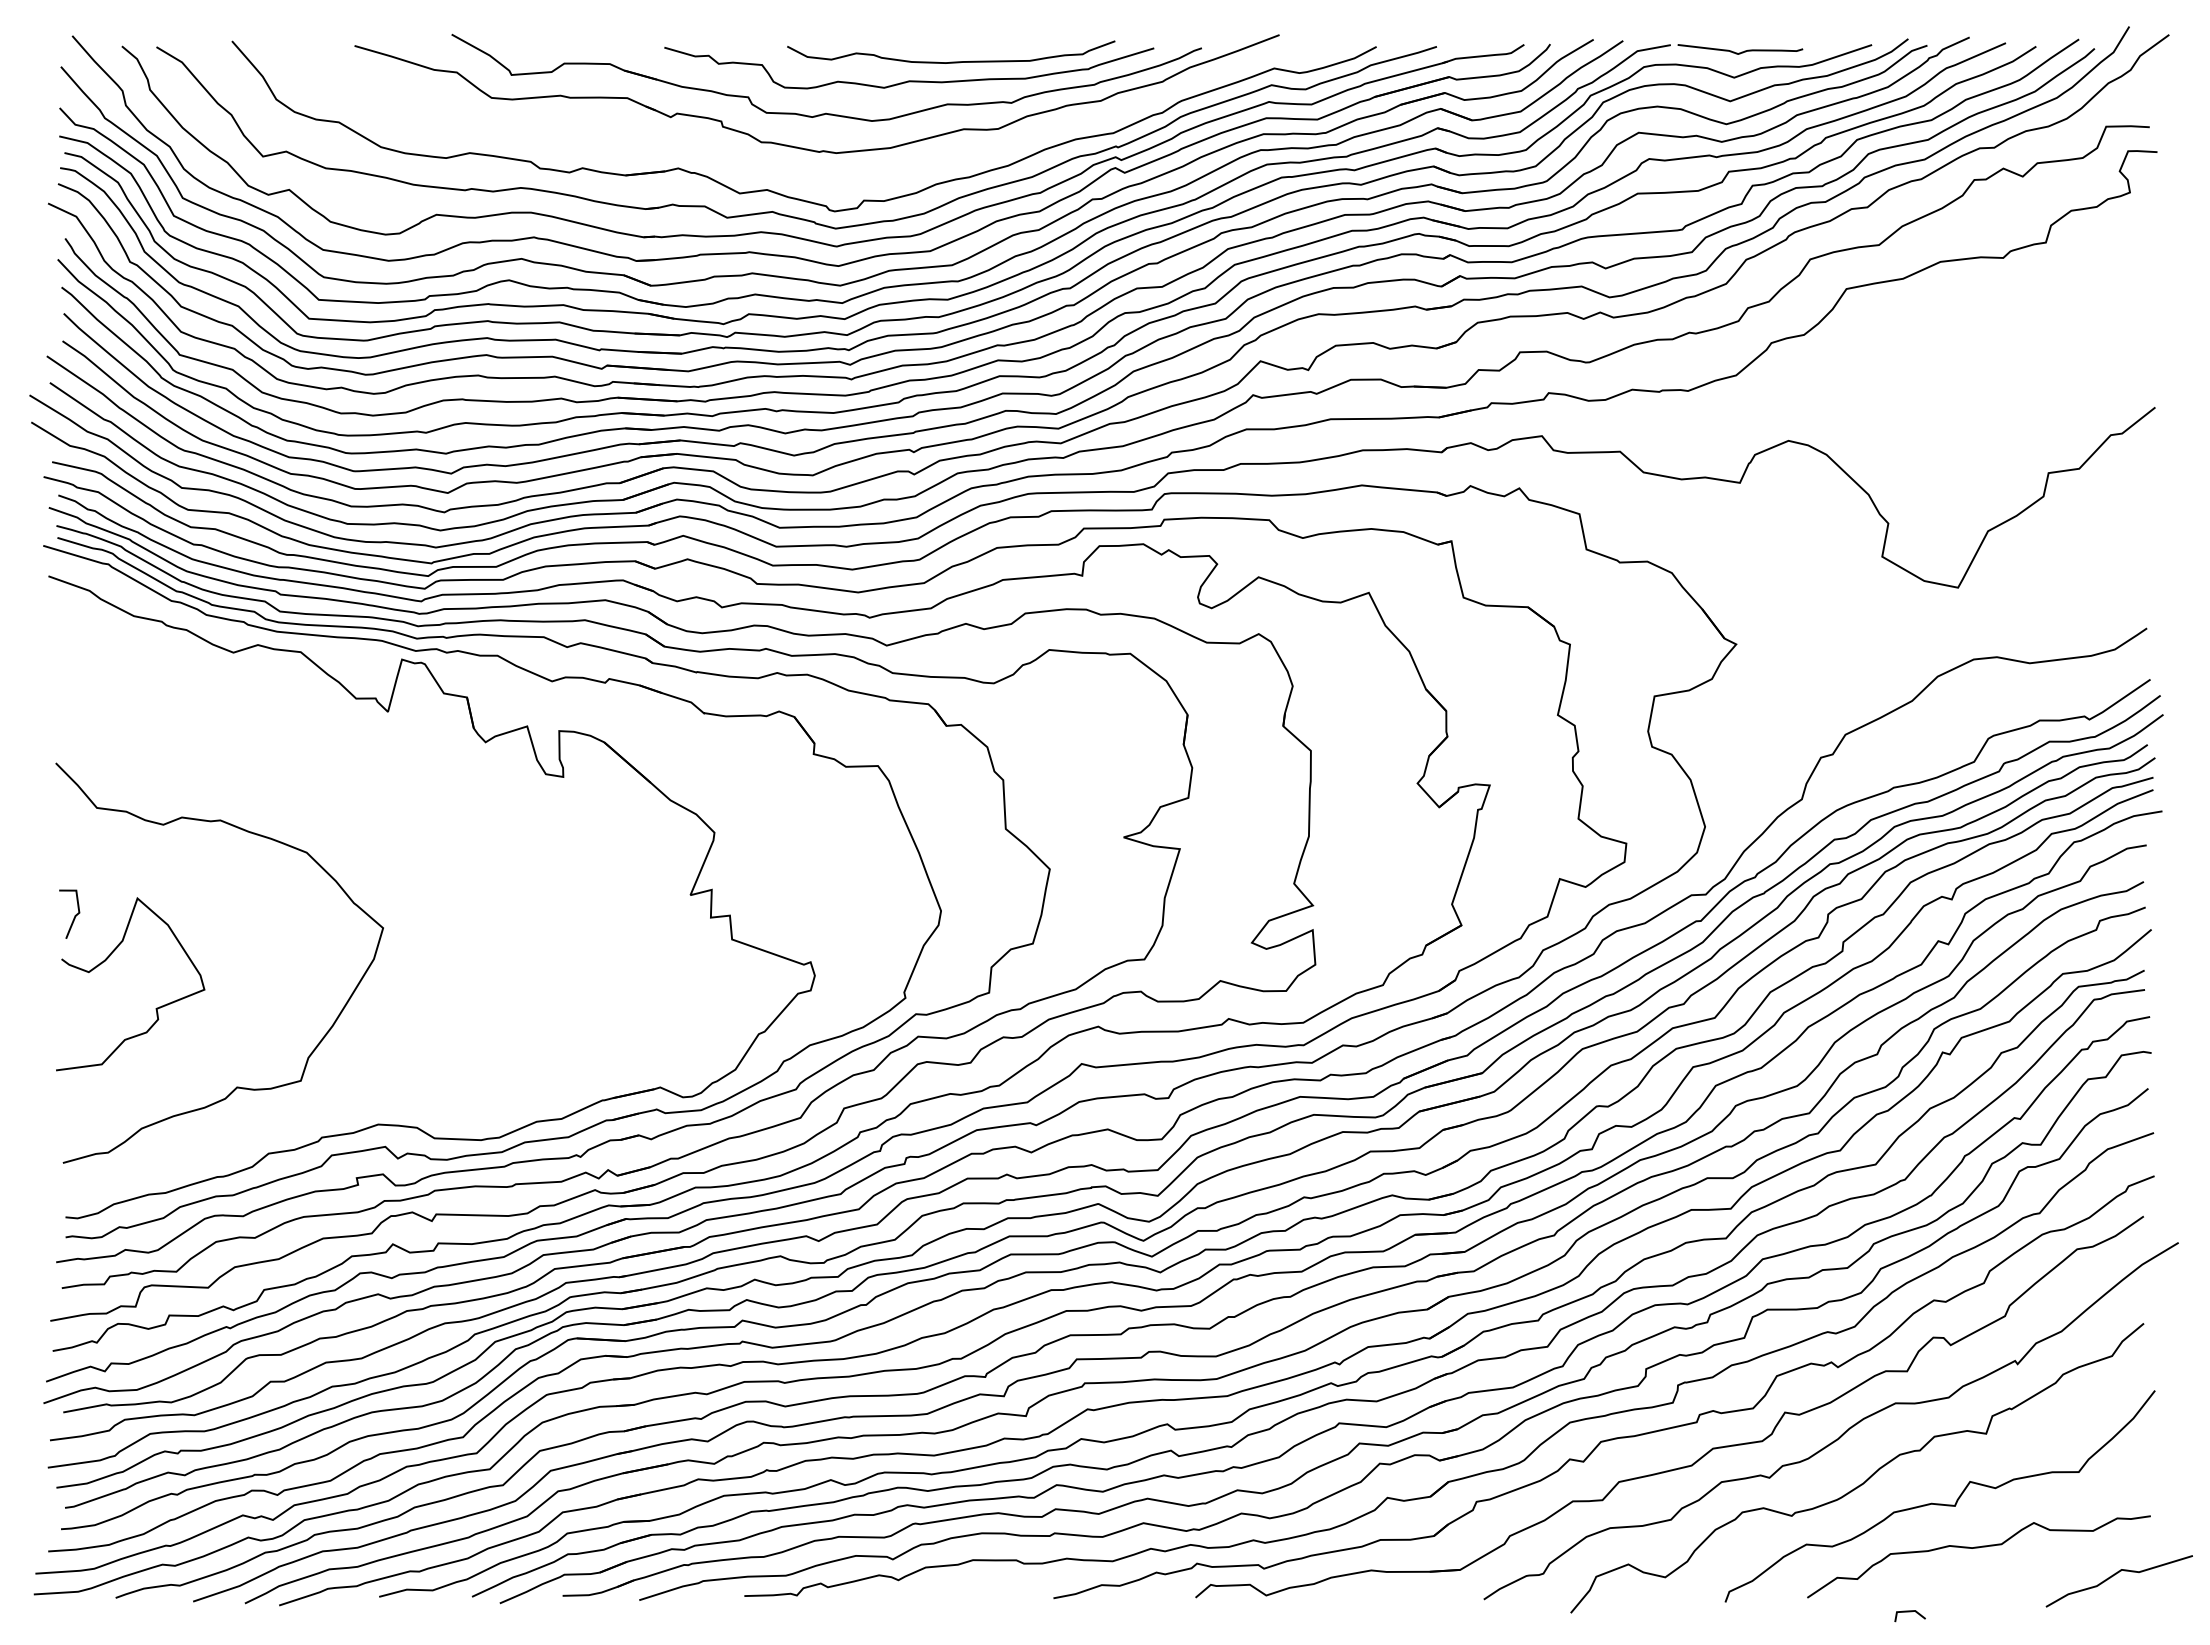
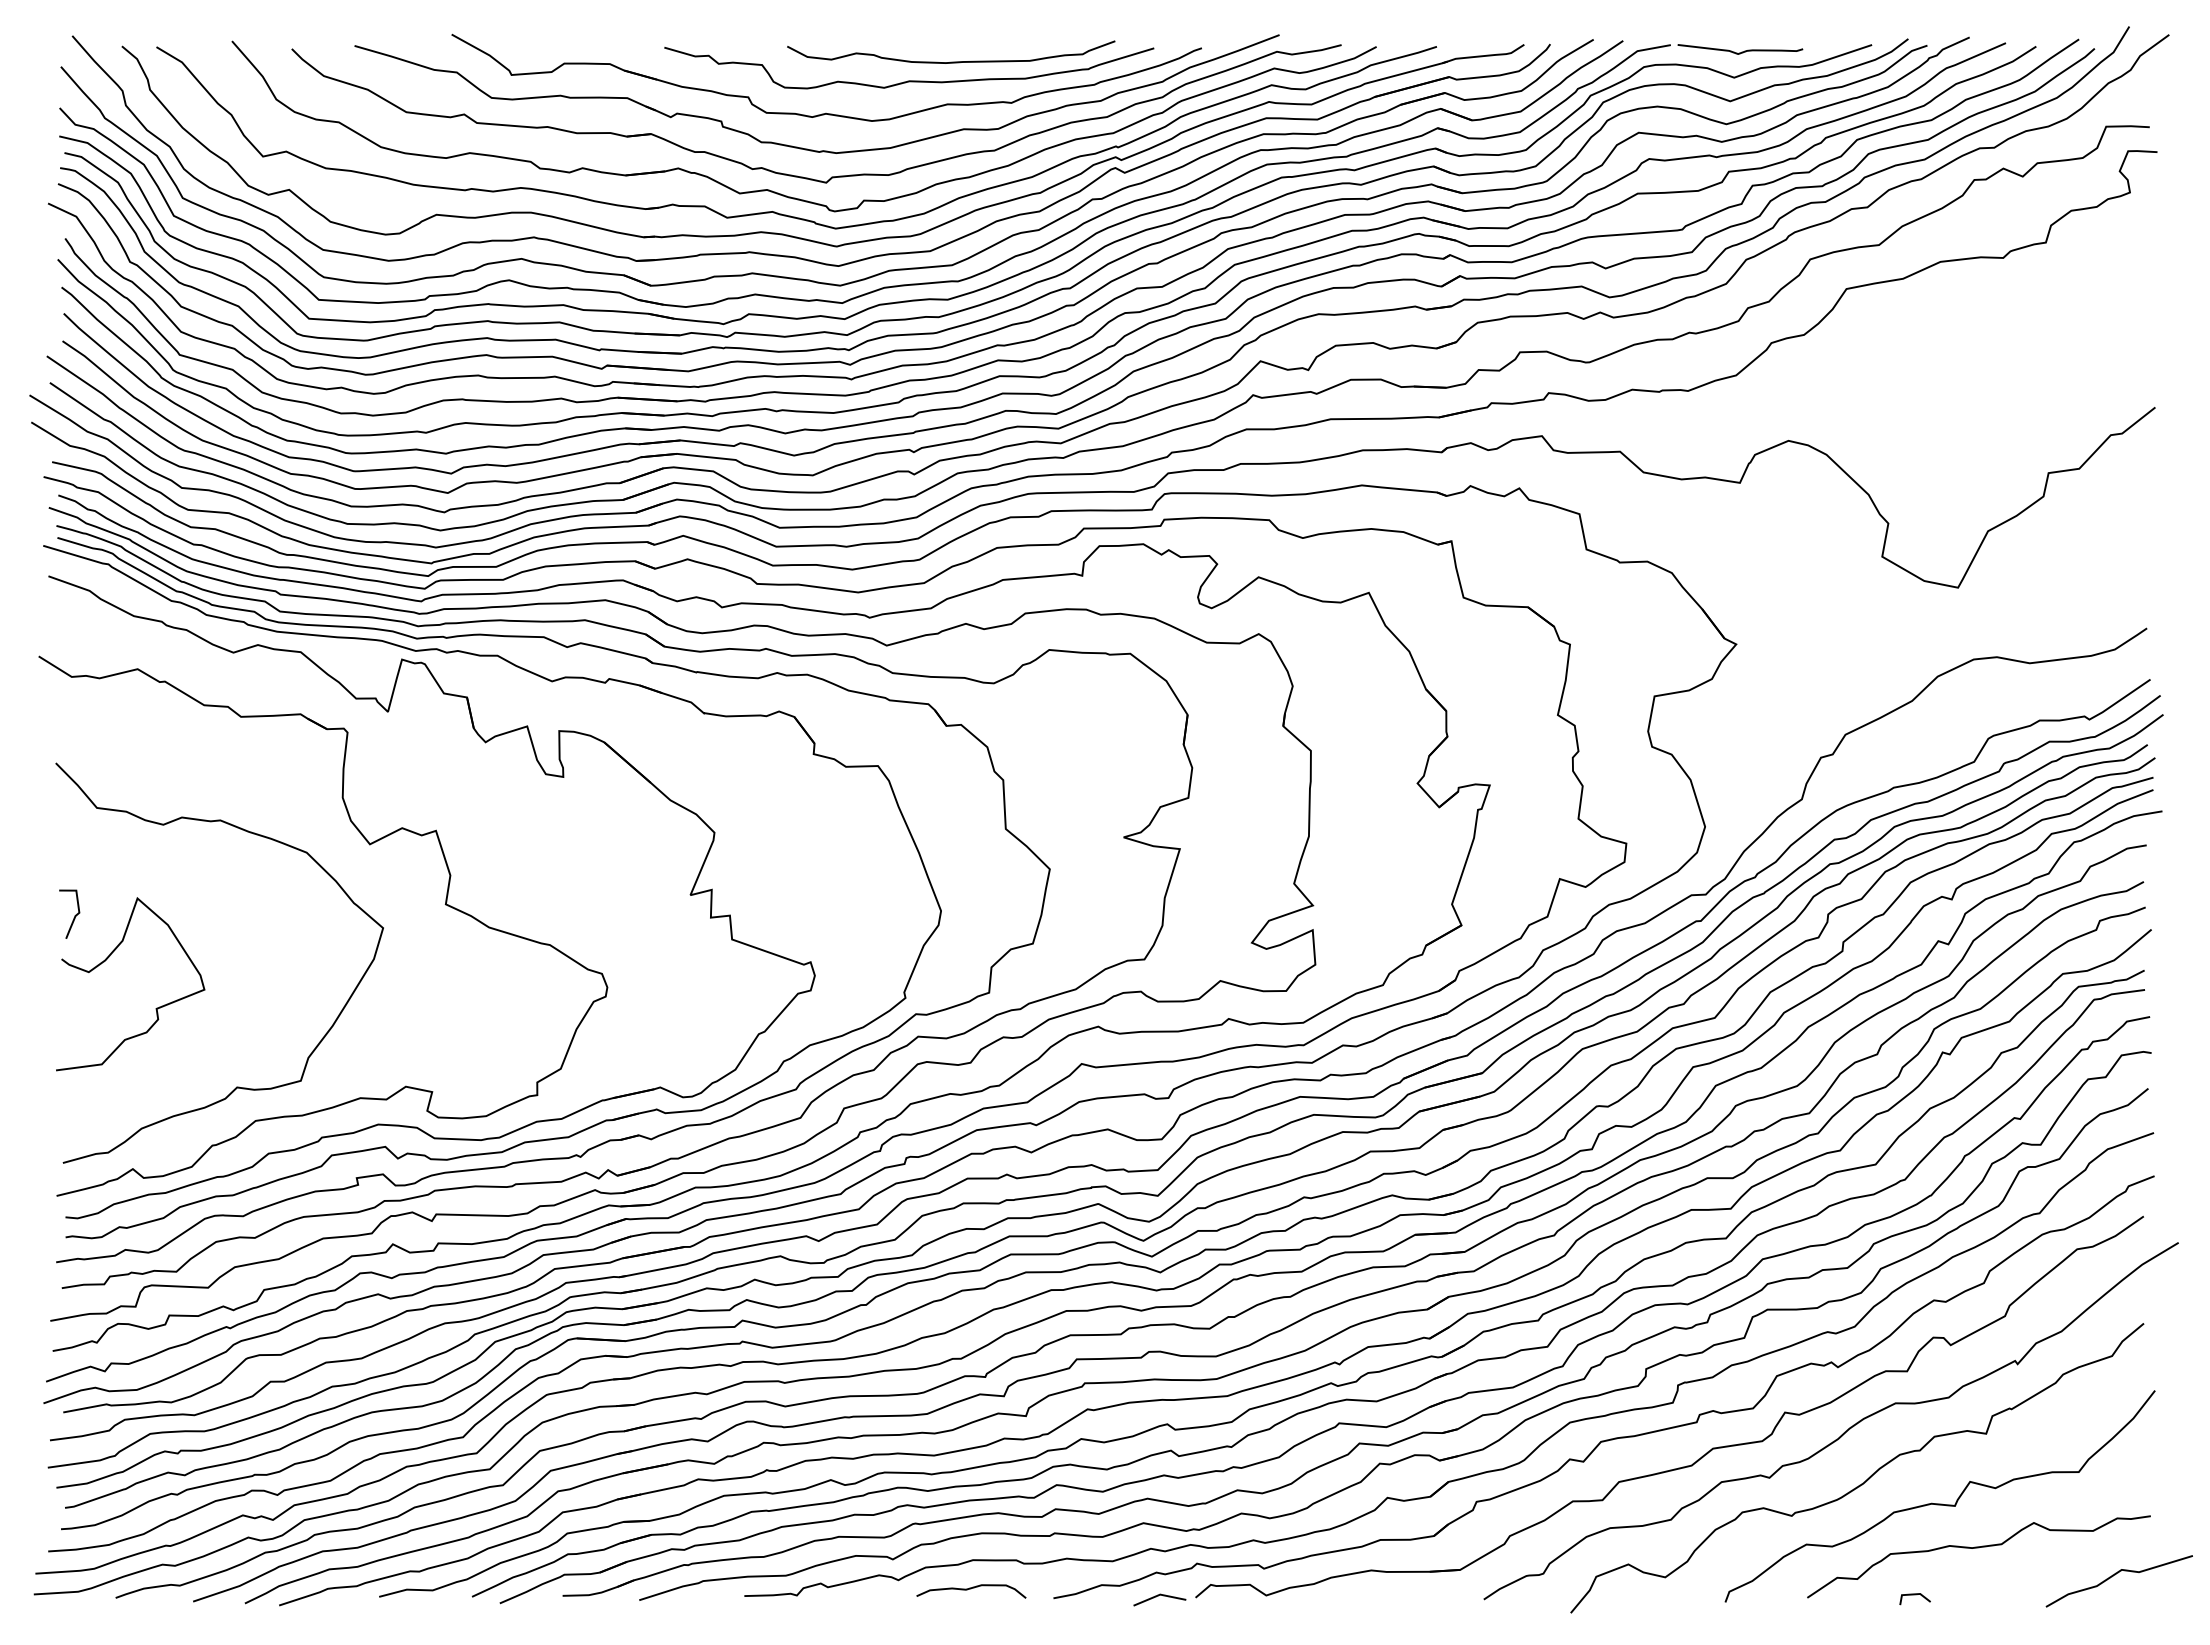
part: none -> present (803, 176)
part: none -> present (369, 845)
curve: none -> present (971, 1589)
line: none -> present (1158, 1596)
line position: (1909, 1612) -> (1914, 1595) (1914, 1595)
